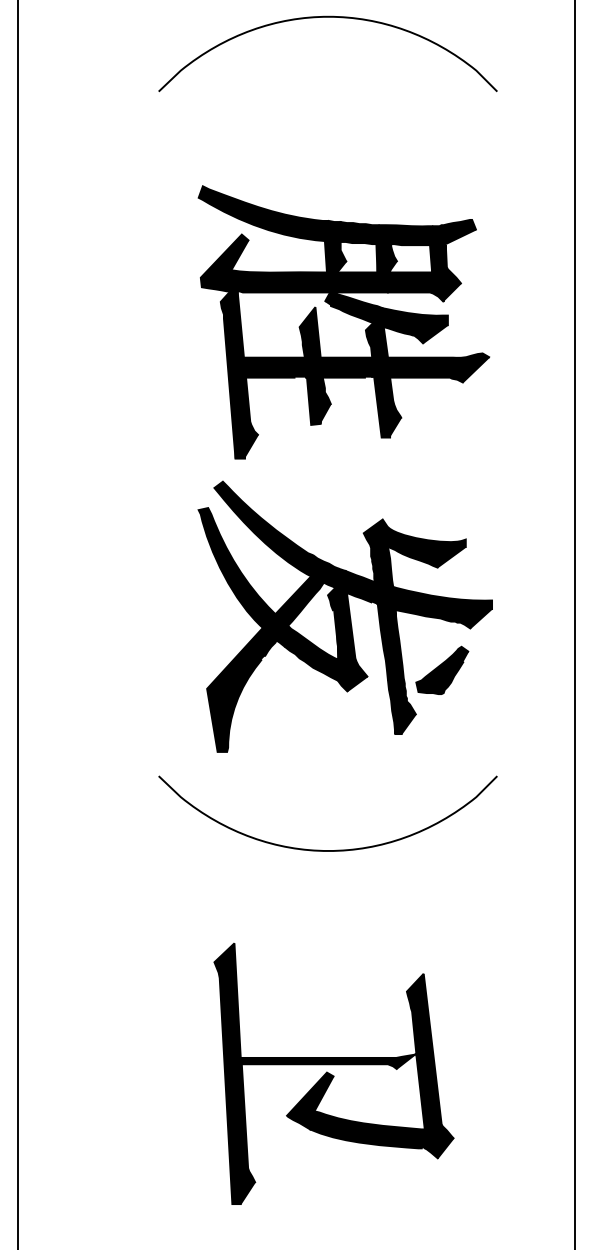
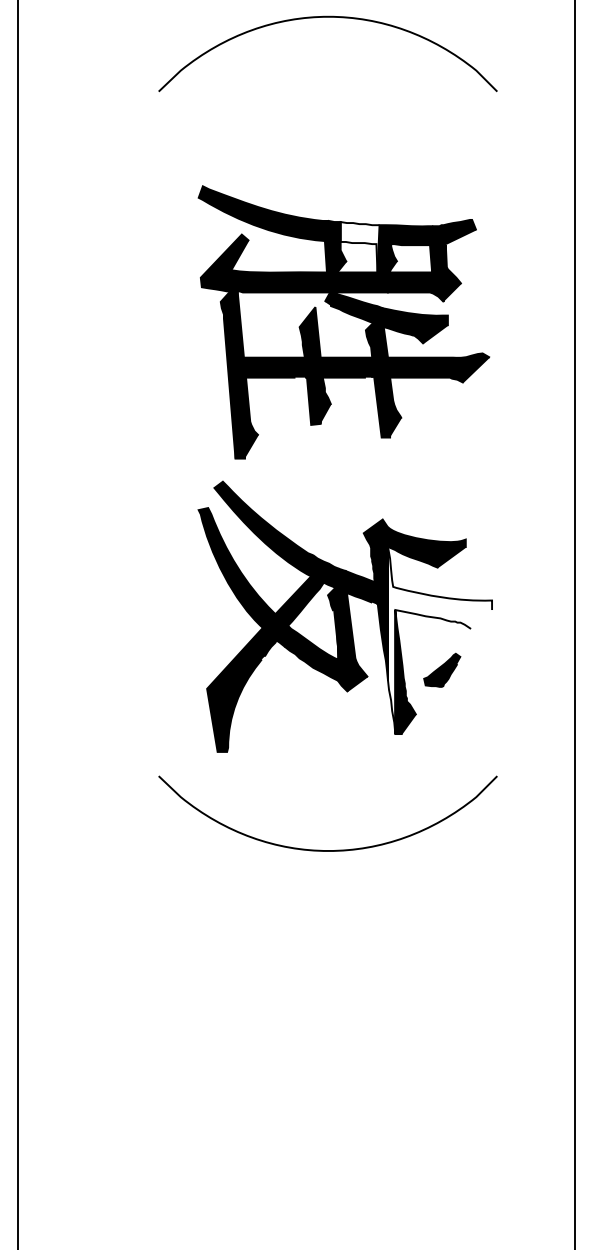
fill: present -> none (359, 247)
fill: present -> none (439, 640)
part size: 55x50 px -> 39x36 px (442, 669)
part: present -> none (333, 1073)
